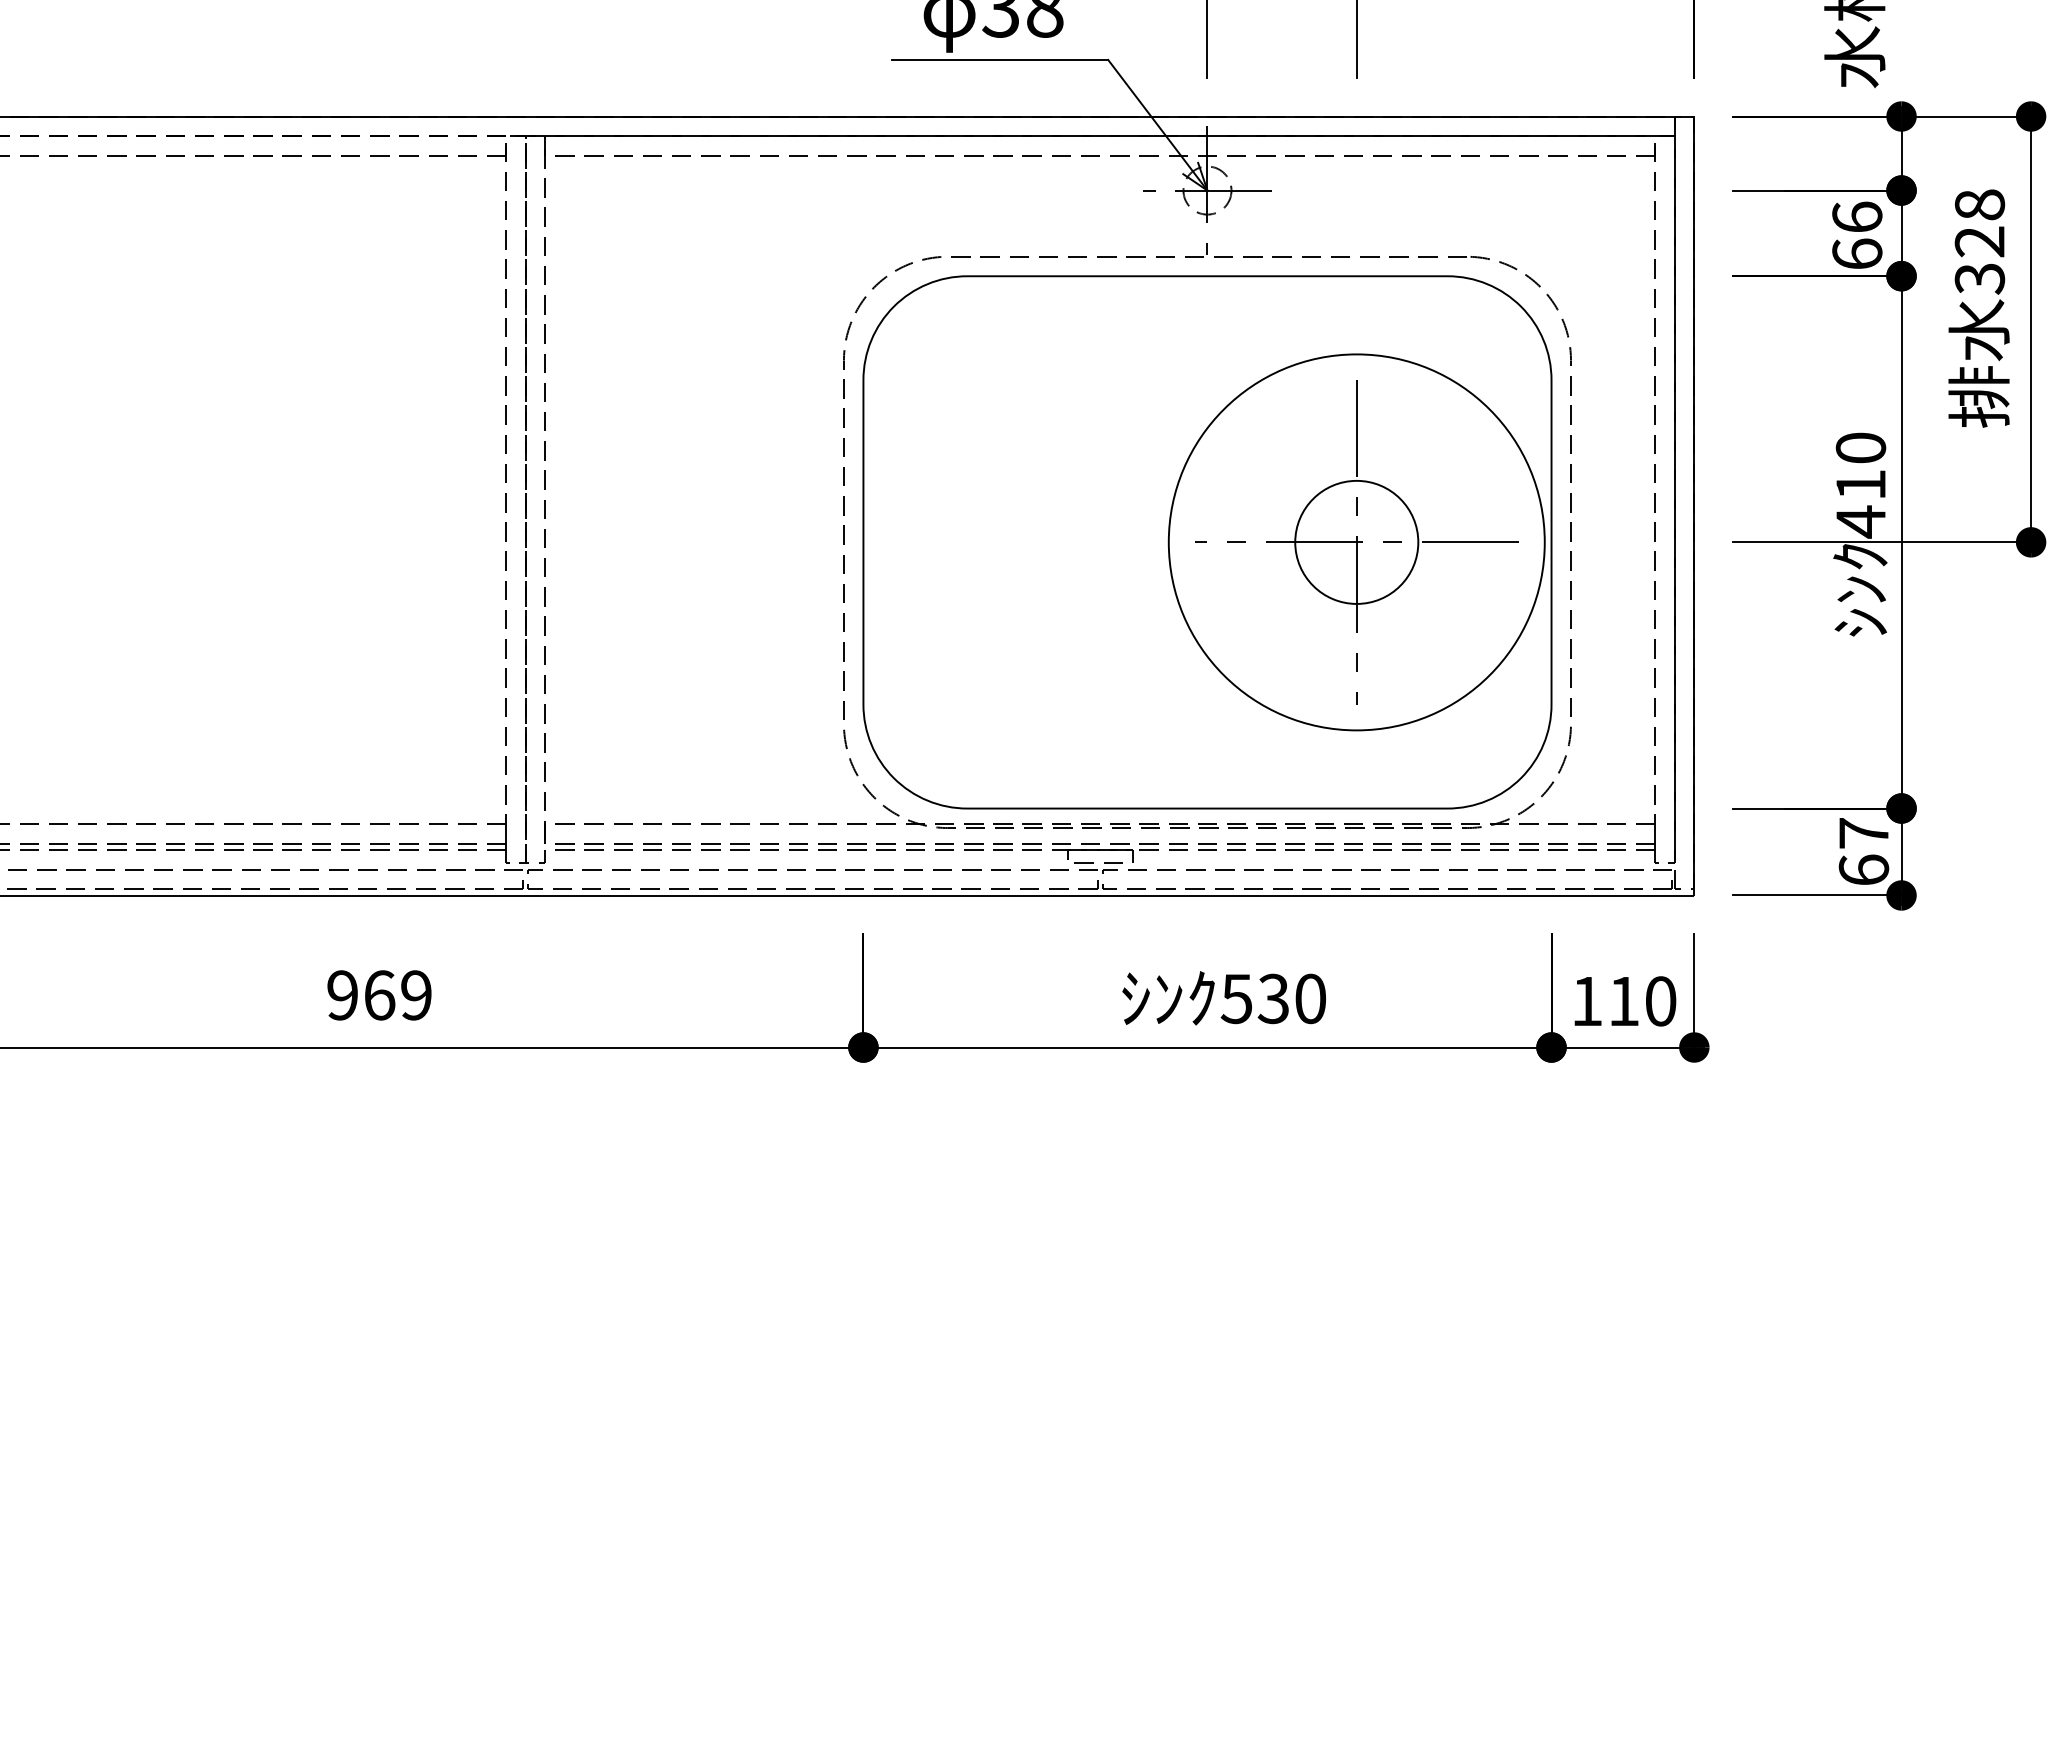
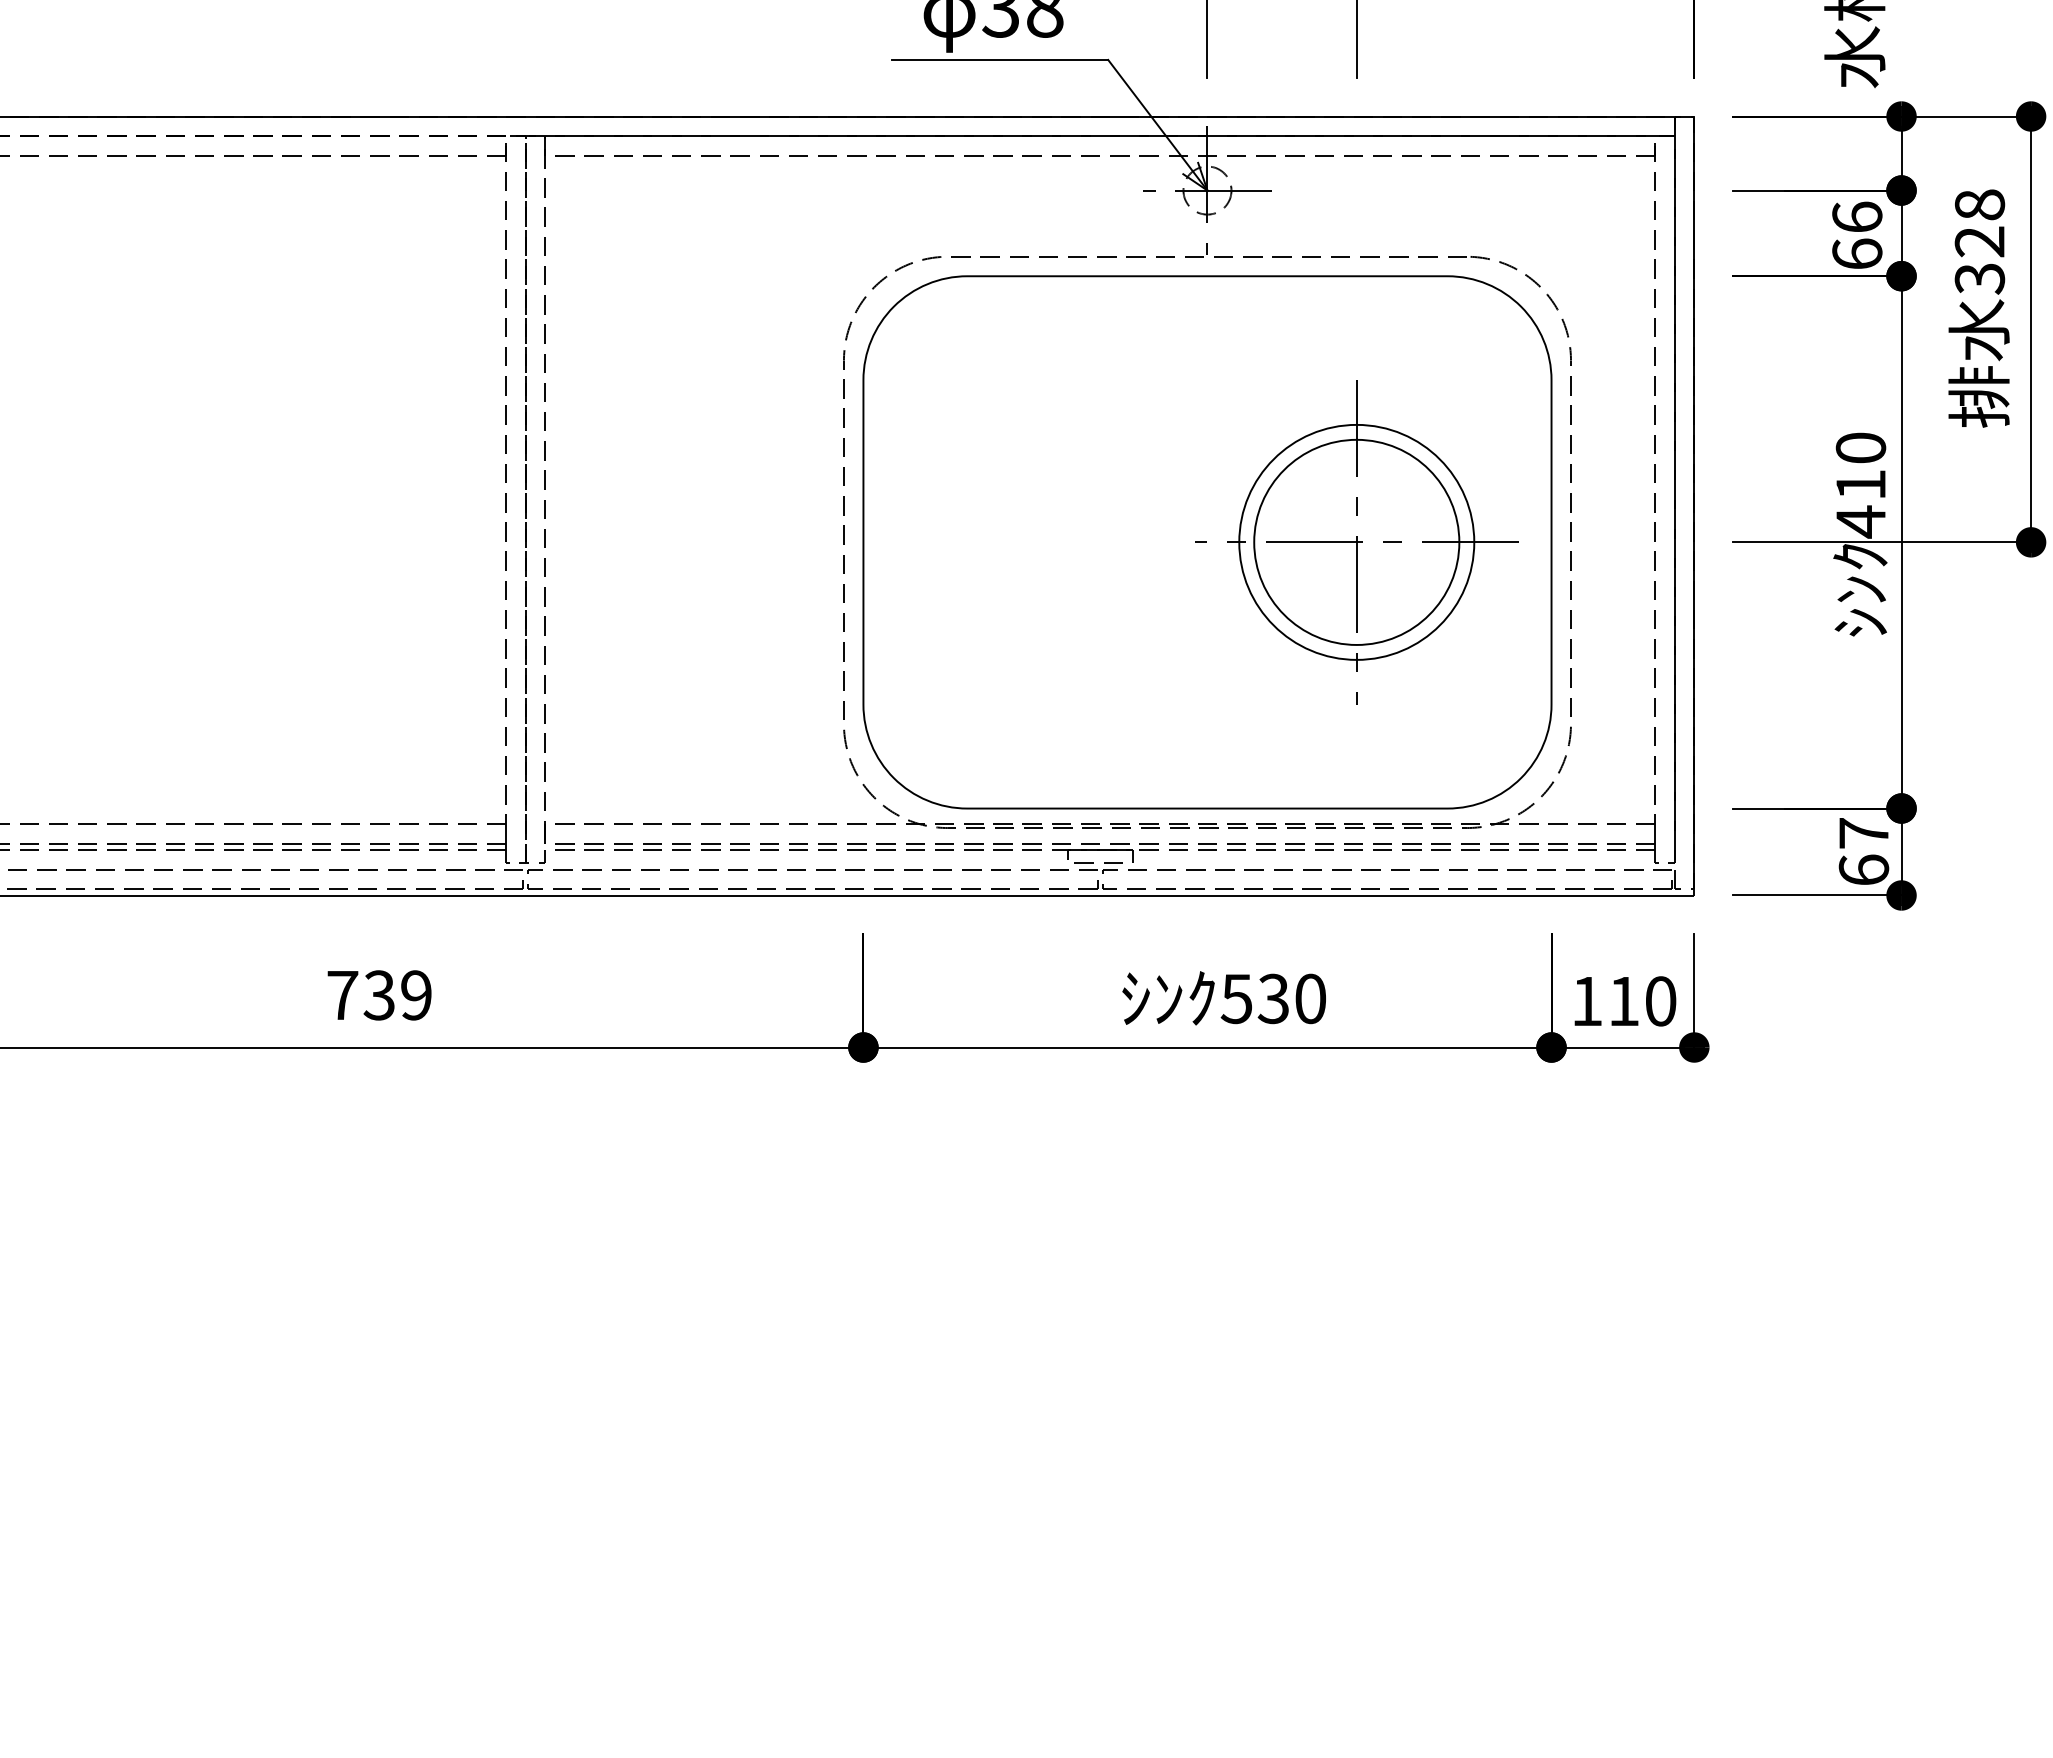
circle diameter: 123 px -> 205 px (1356, 541)
circle diameter: 376 px -> 235 px (1356, 541)
text: 969 -> 739 (361, 995)
